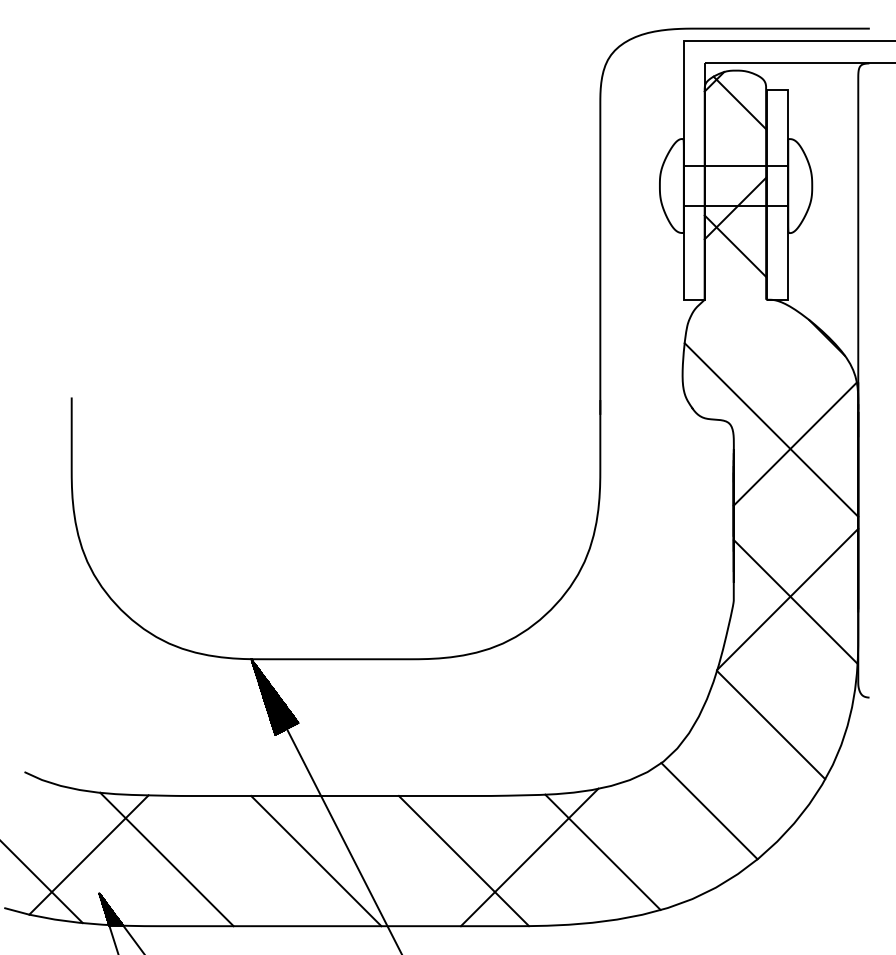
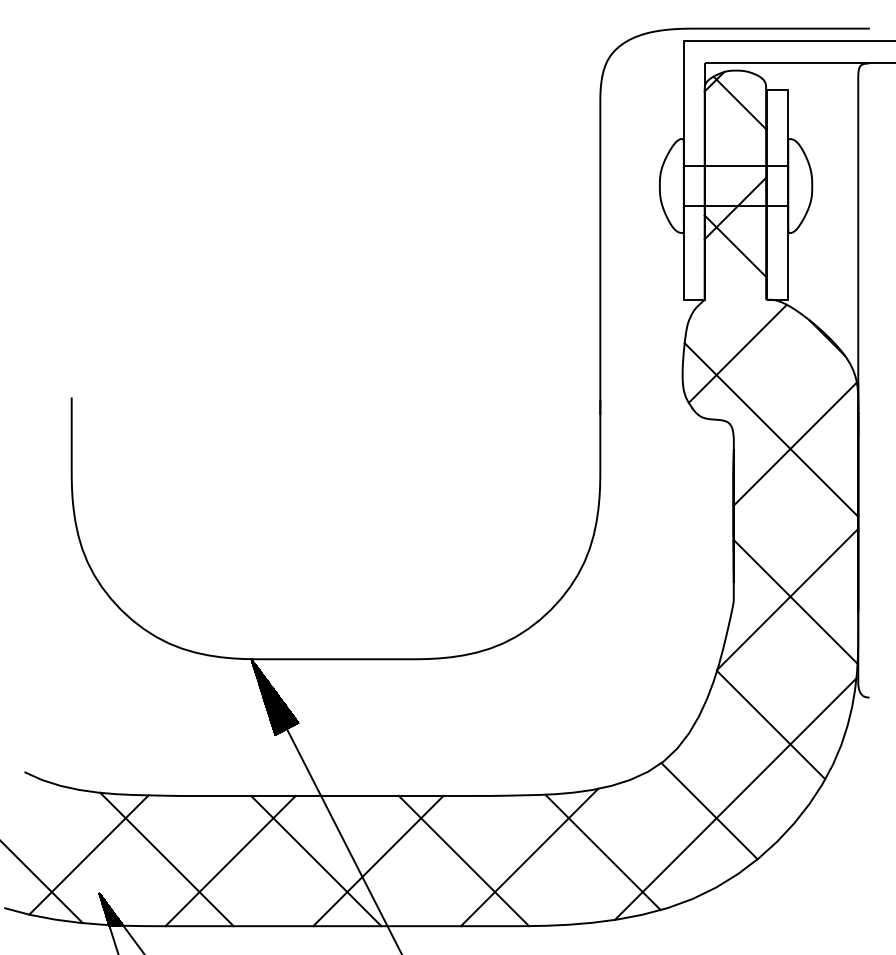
line: none -> present (737, 353)
line: none -> present (735, 798)
line: none -> present (230, 860)
line: none -> present (378, 860)
